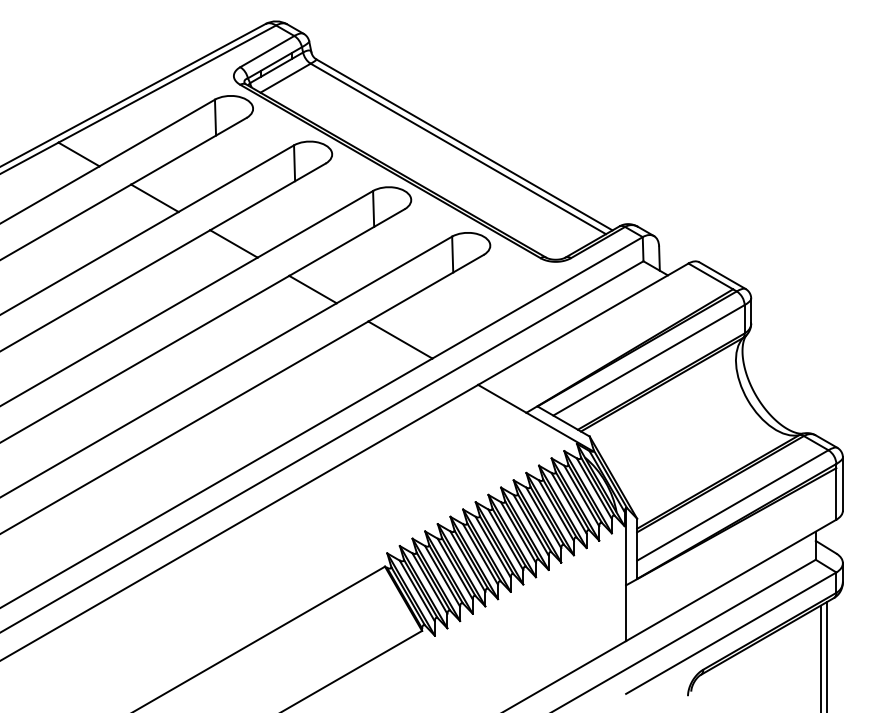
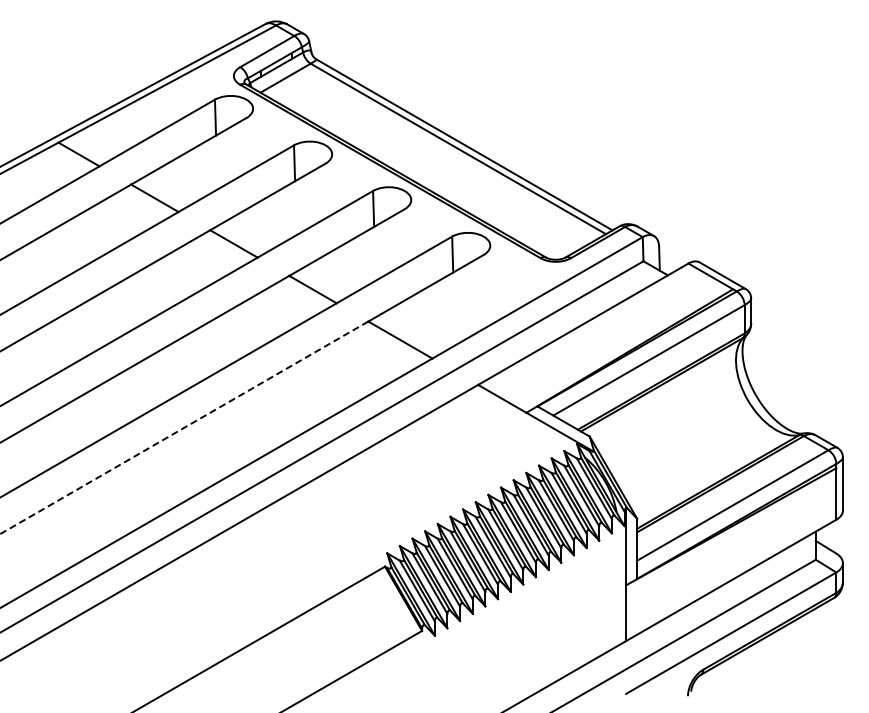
line: solid -> dashed (184, 427)
line: present -> none (827, 655)
line: present -> none (820, 657)
